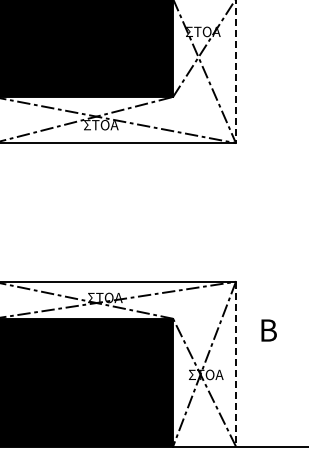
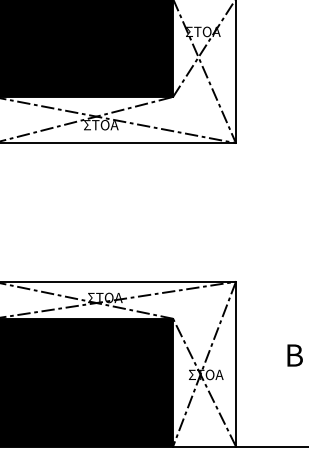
line: dashed -> solid (235, 72)
text position: (268, 330) -> (294, 355) (294, 355)
line: dashed -> solid (235, 364)
